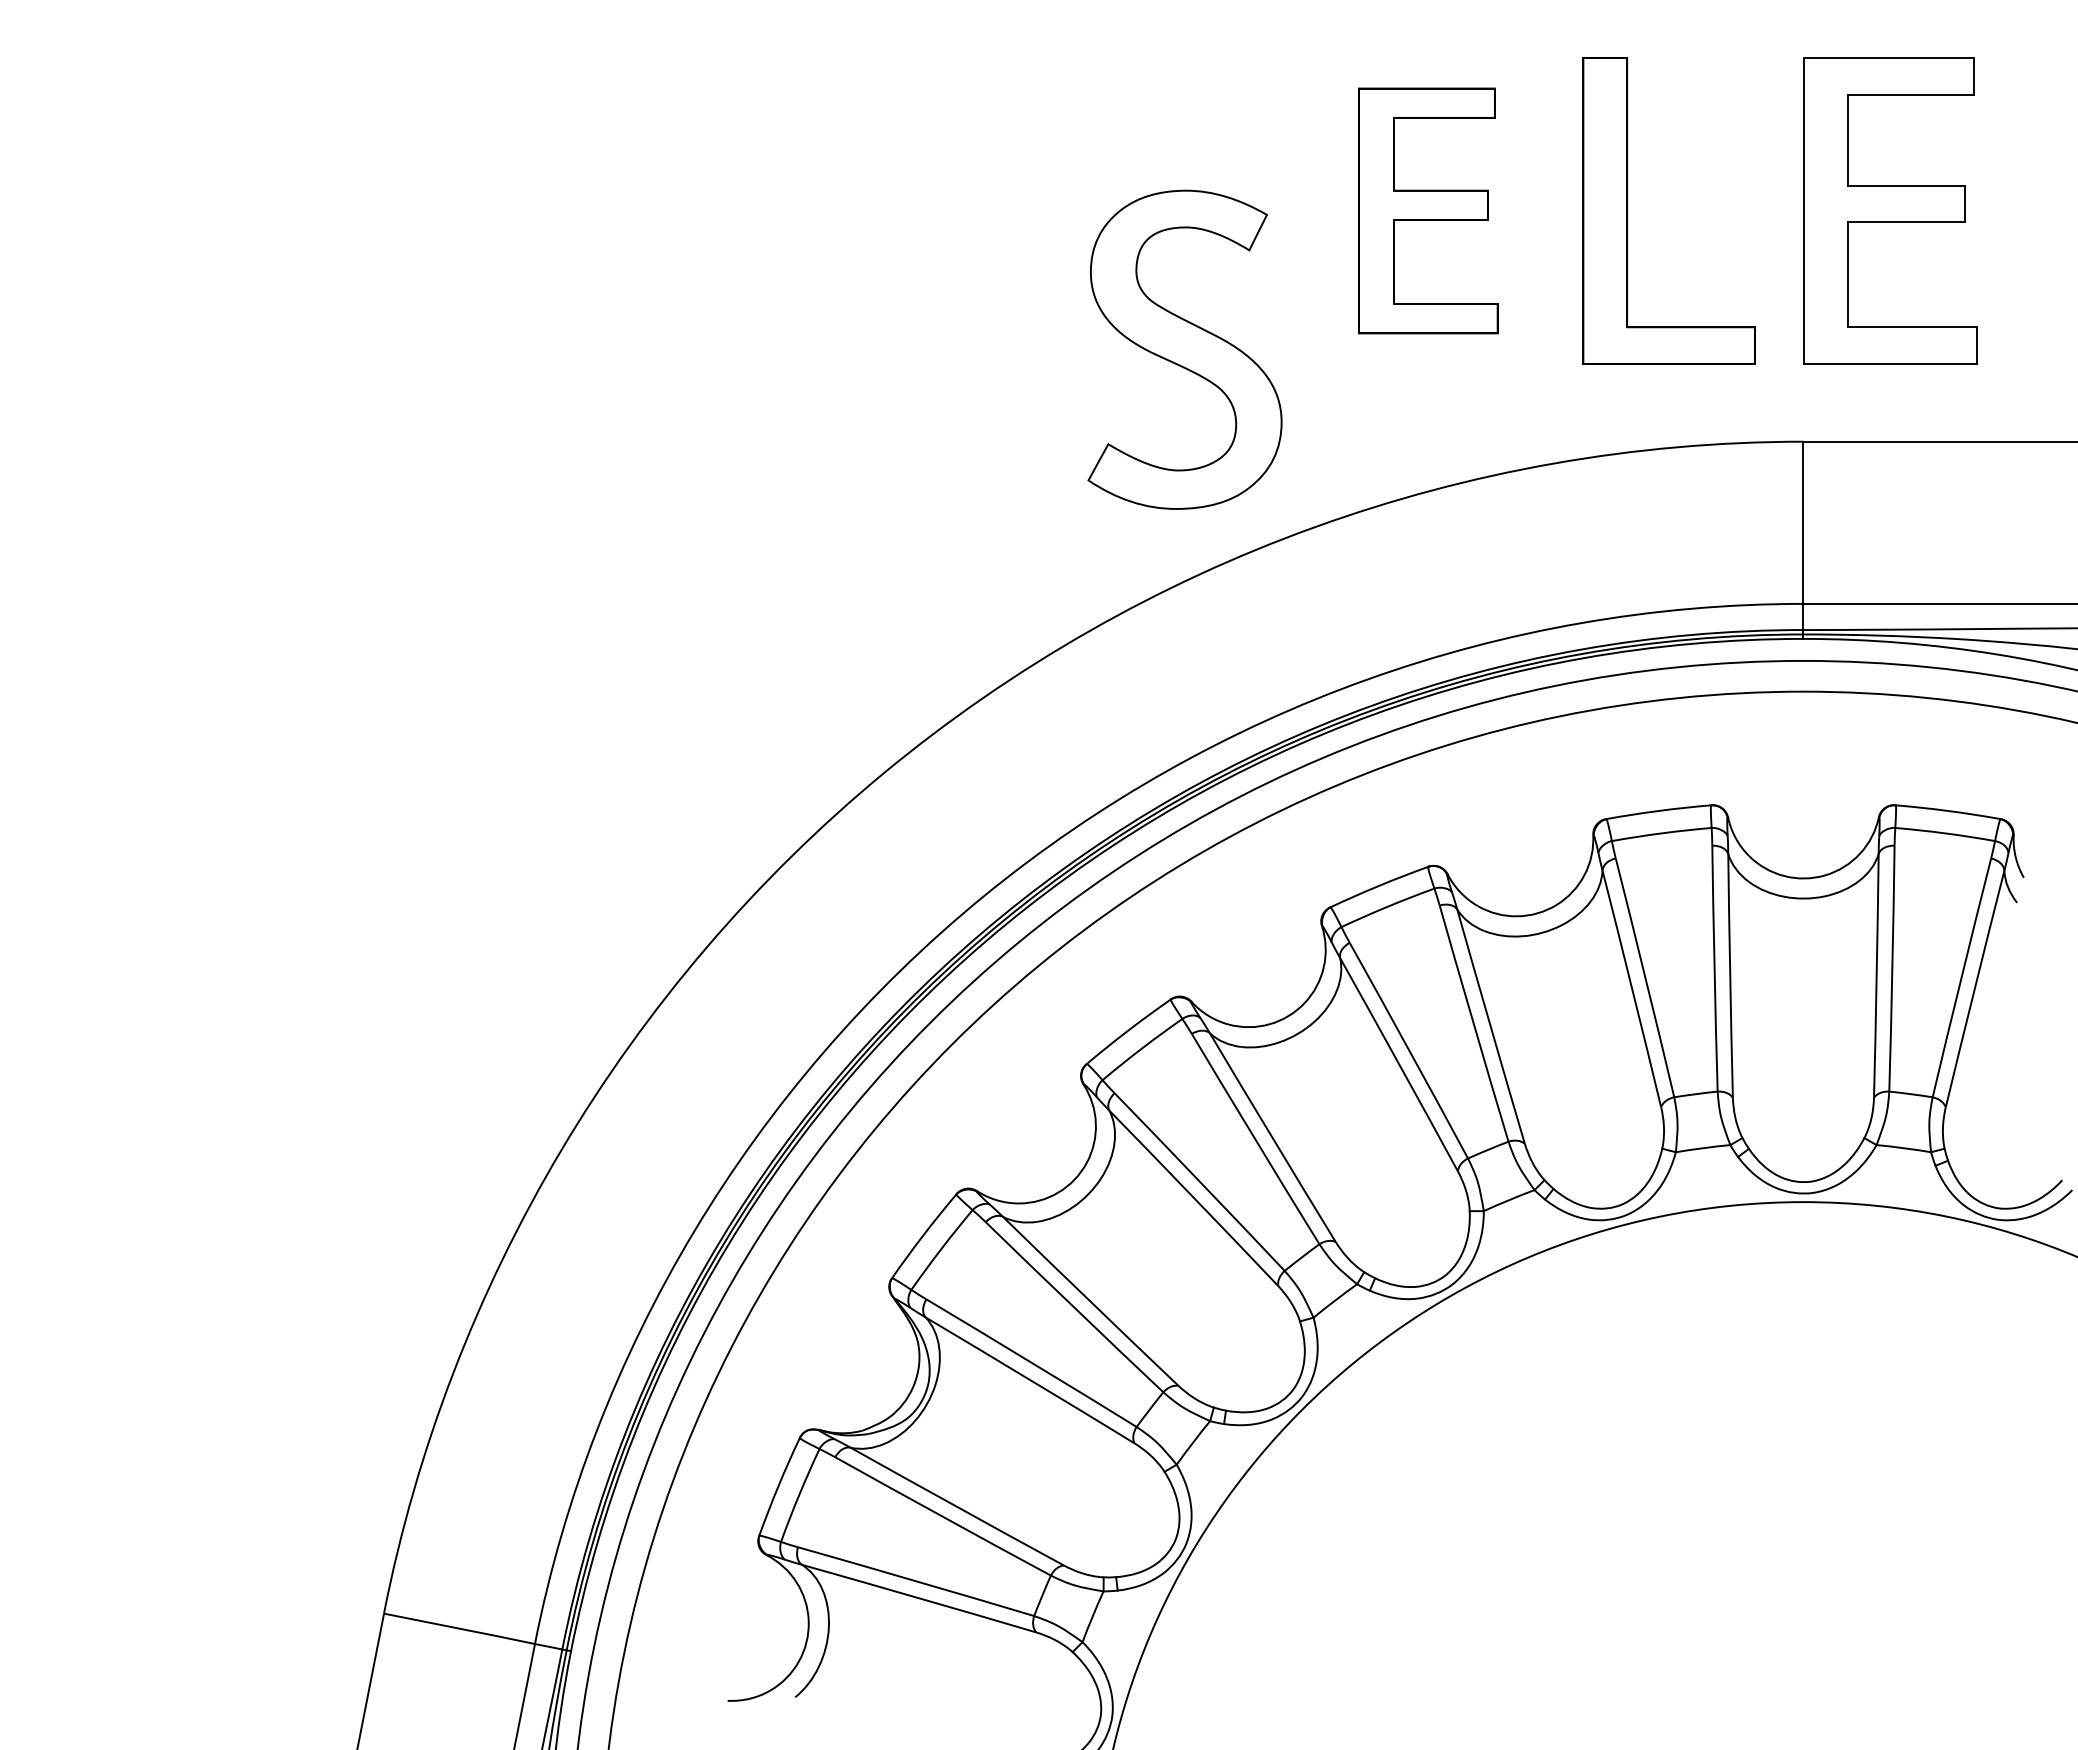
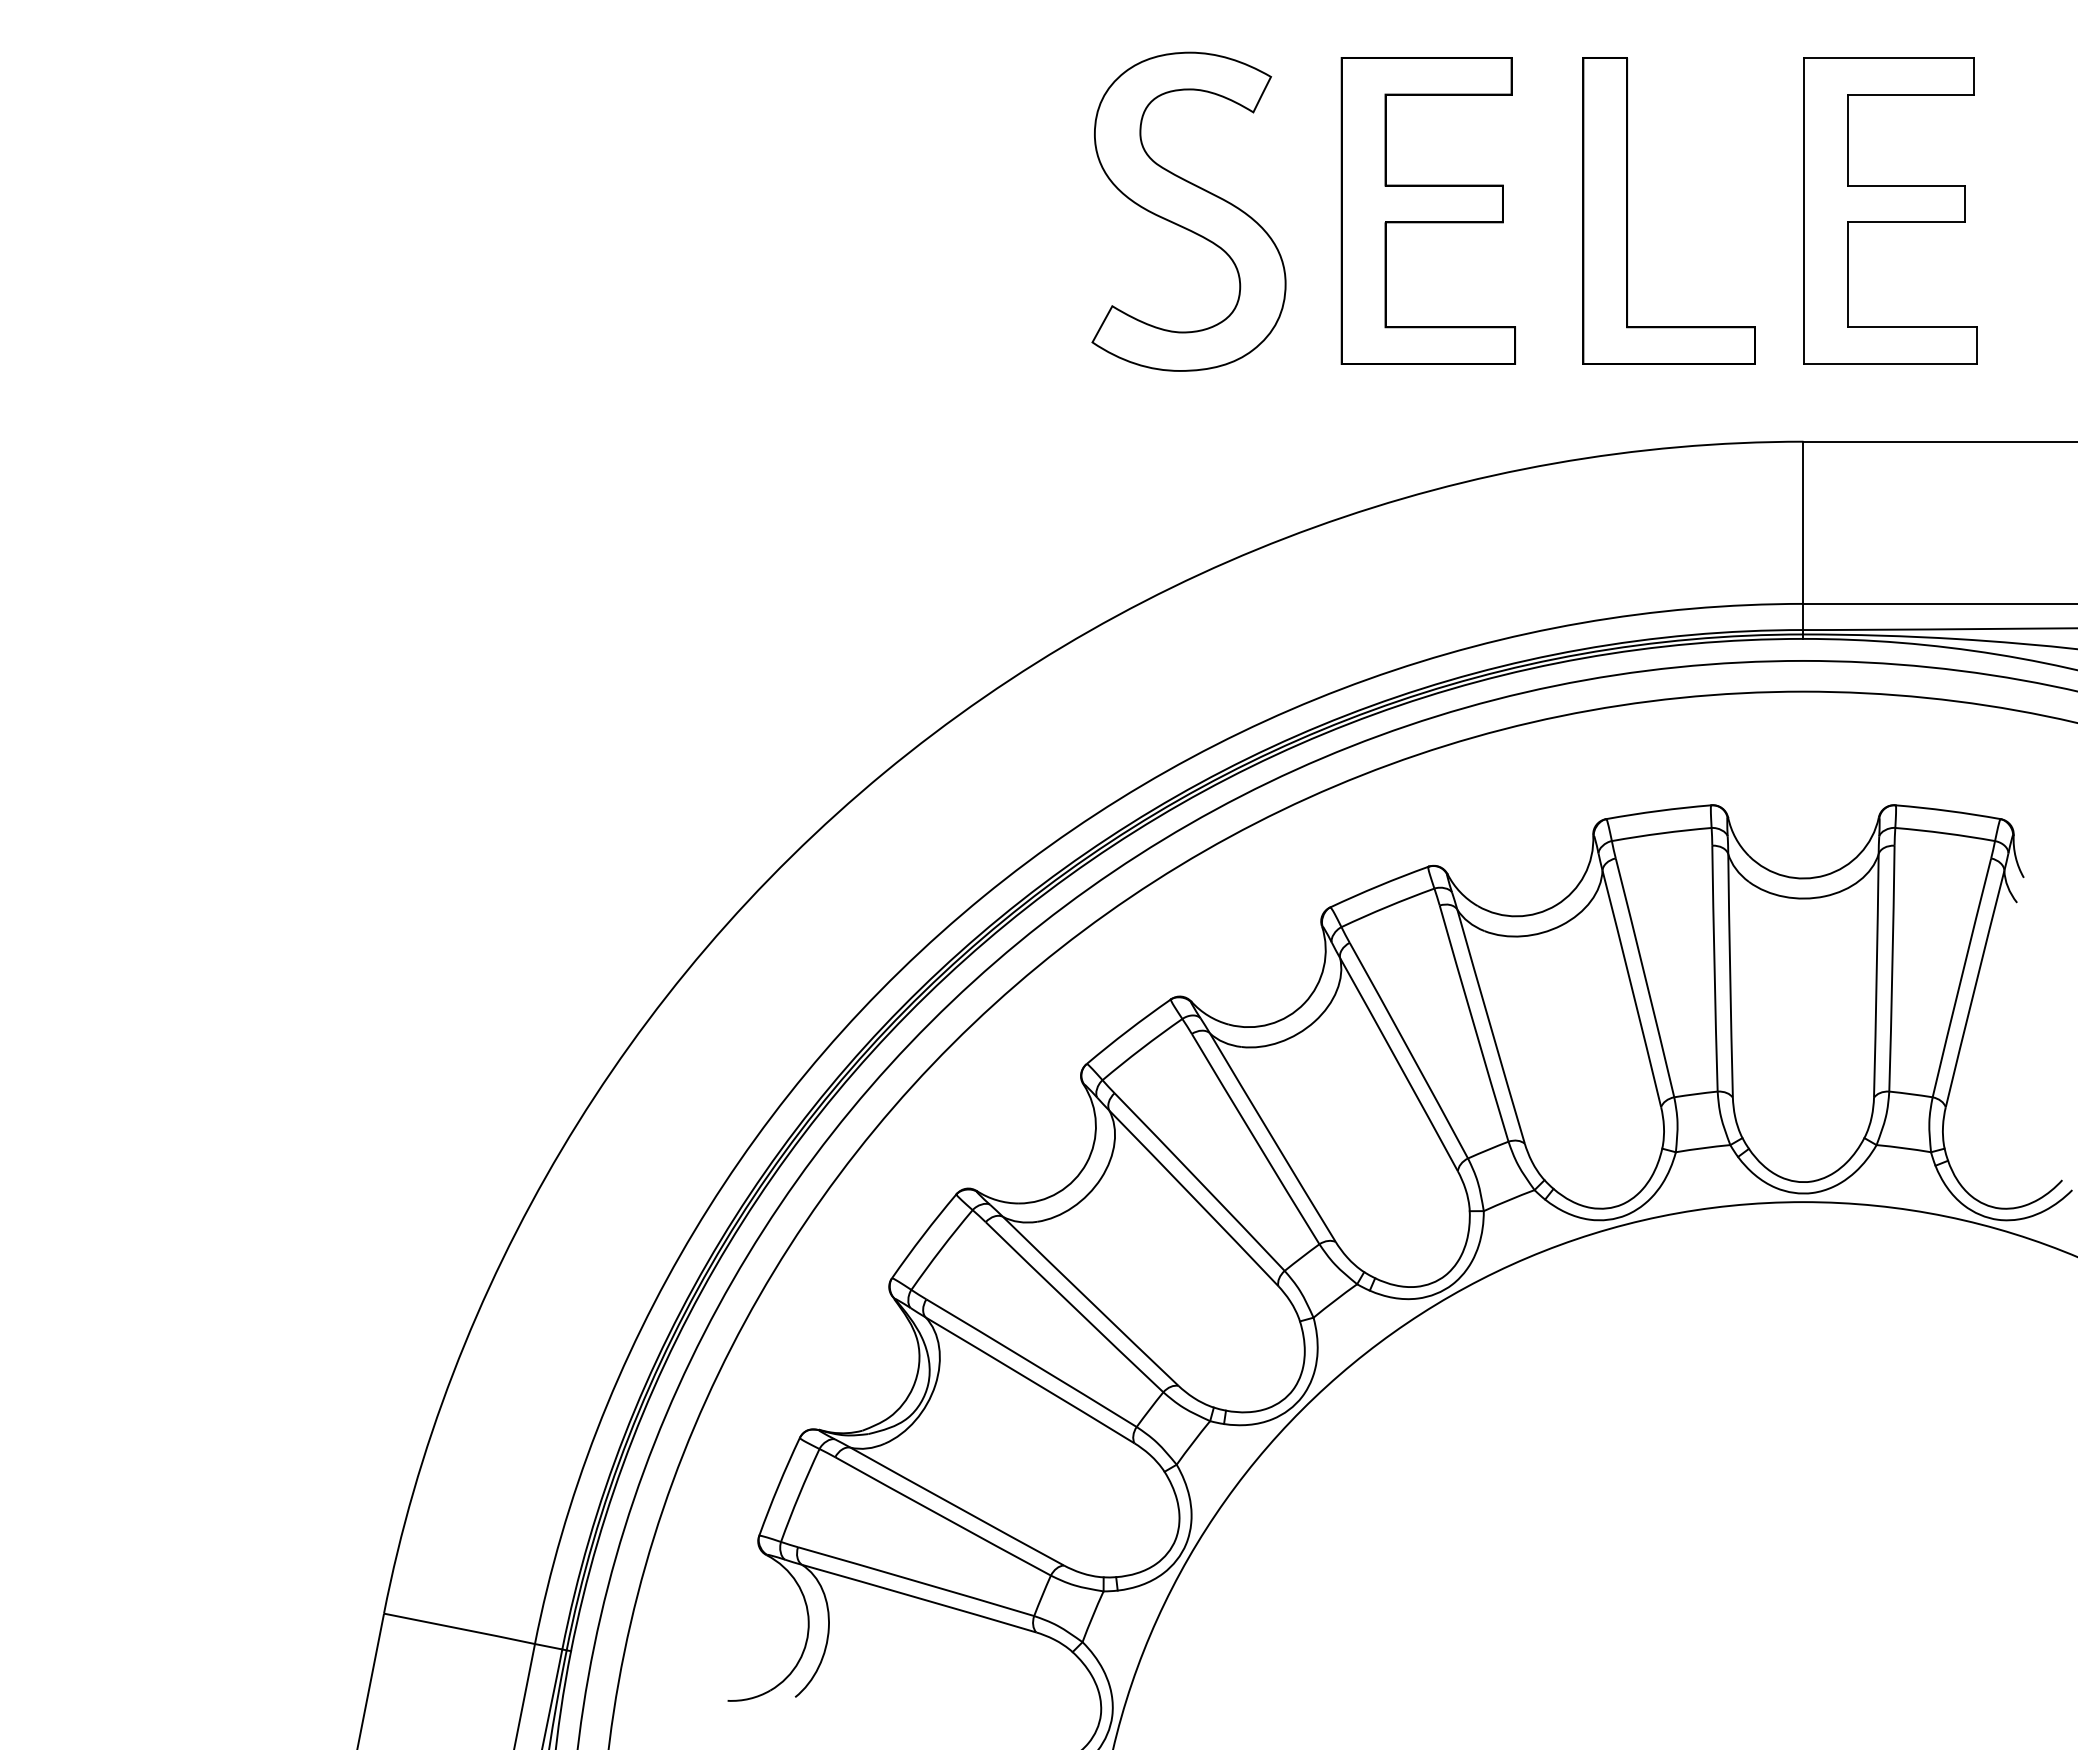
part size: 141x248 px -> 176x308 px (1427, 210)
part position: (1184, 349) -> (1188, 211) (1188, 211)
